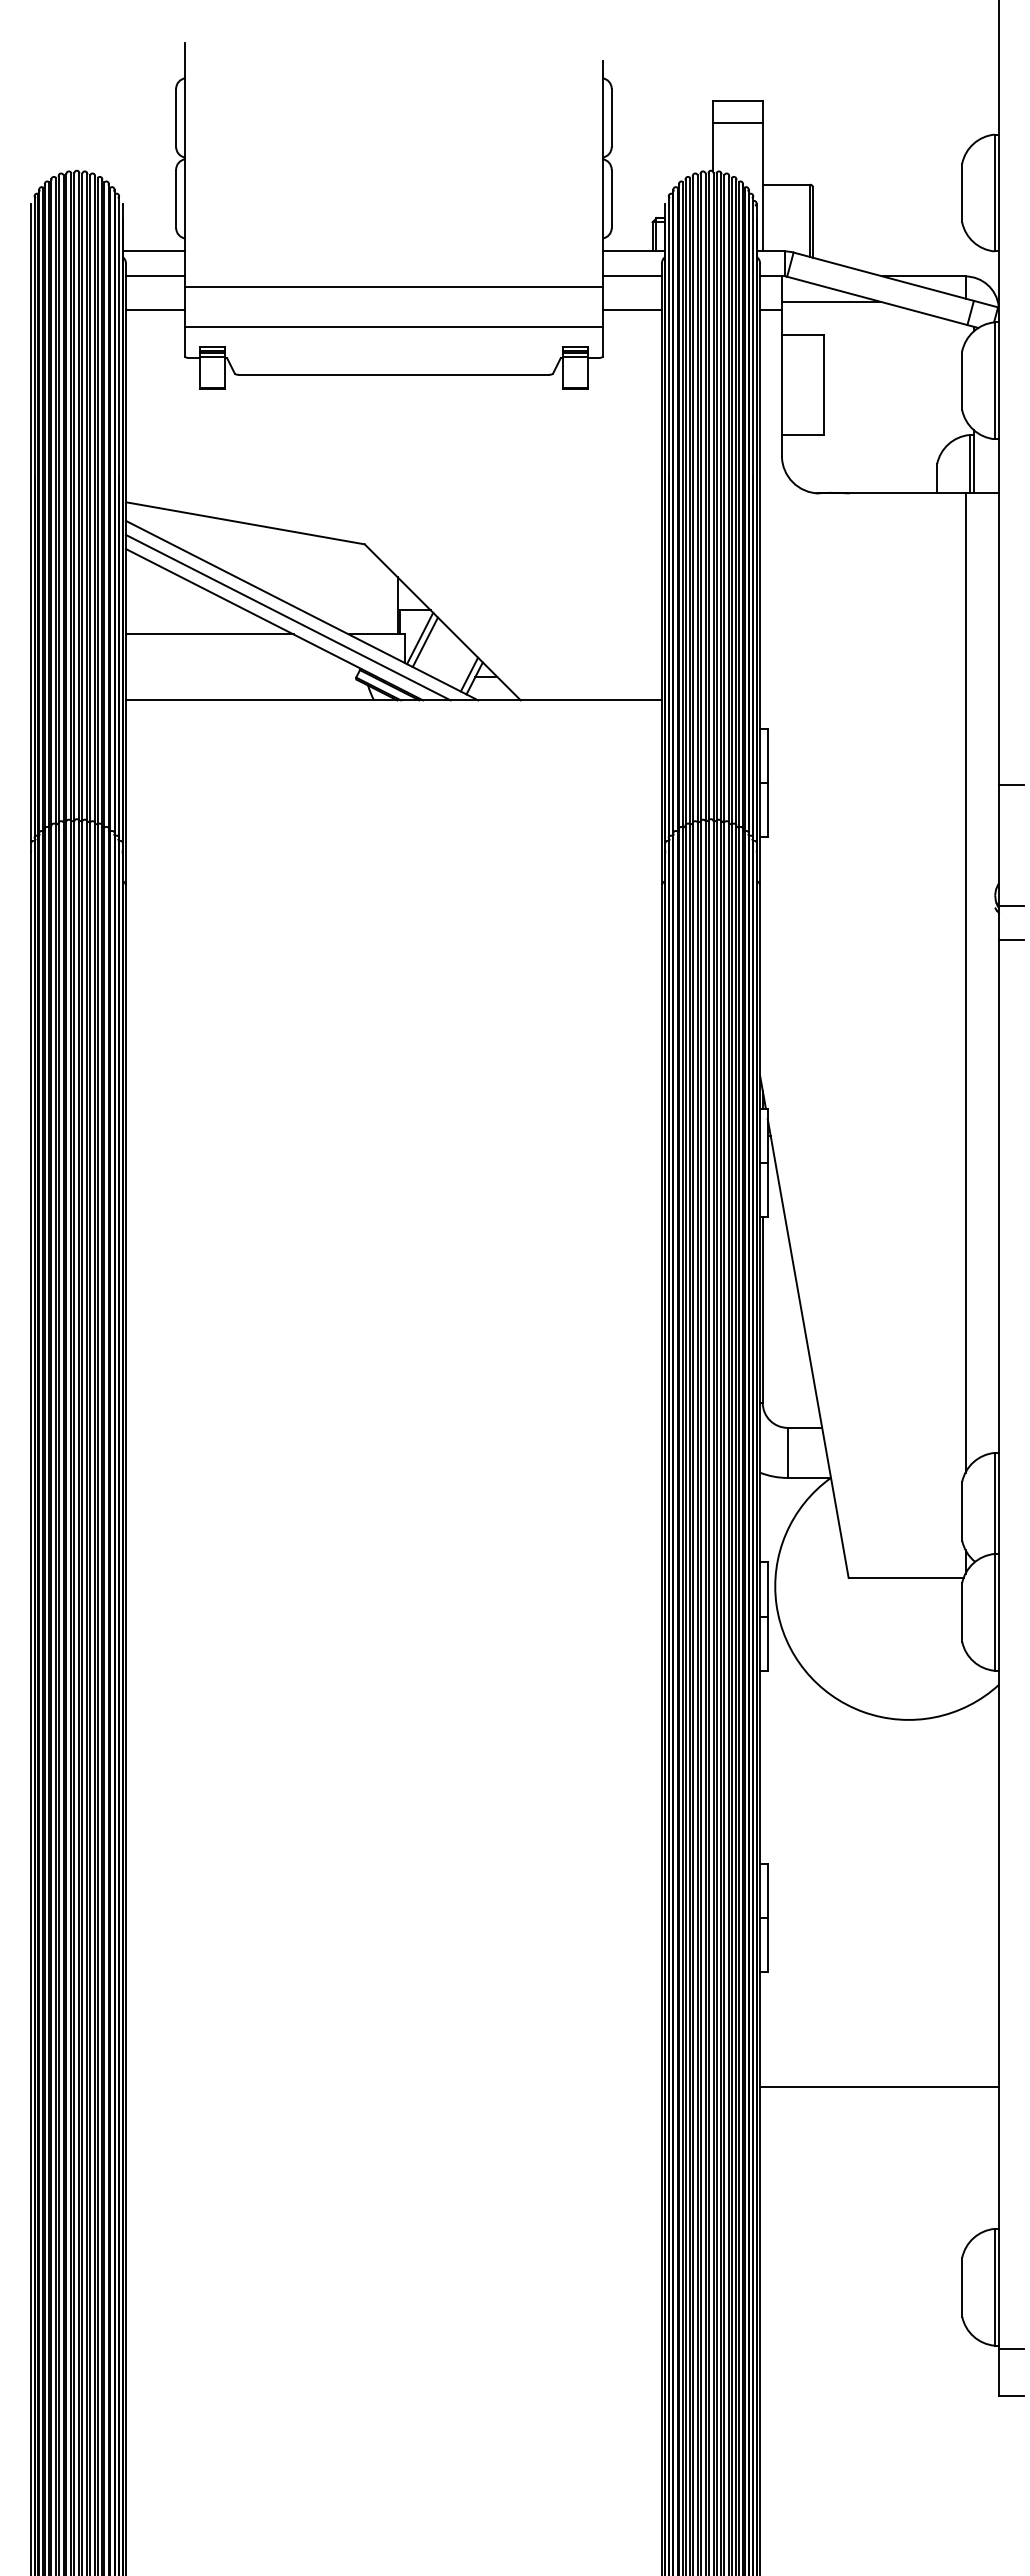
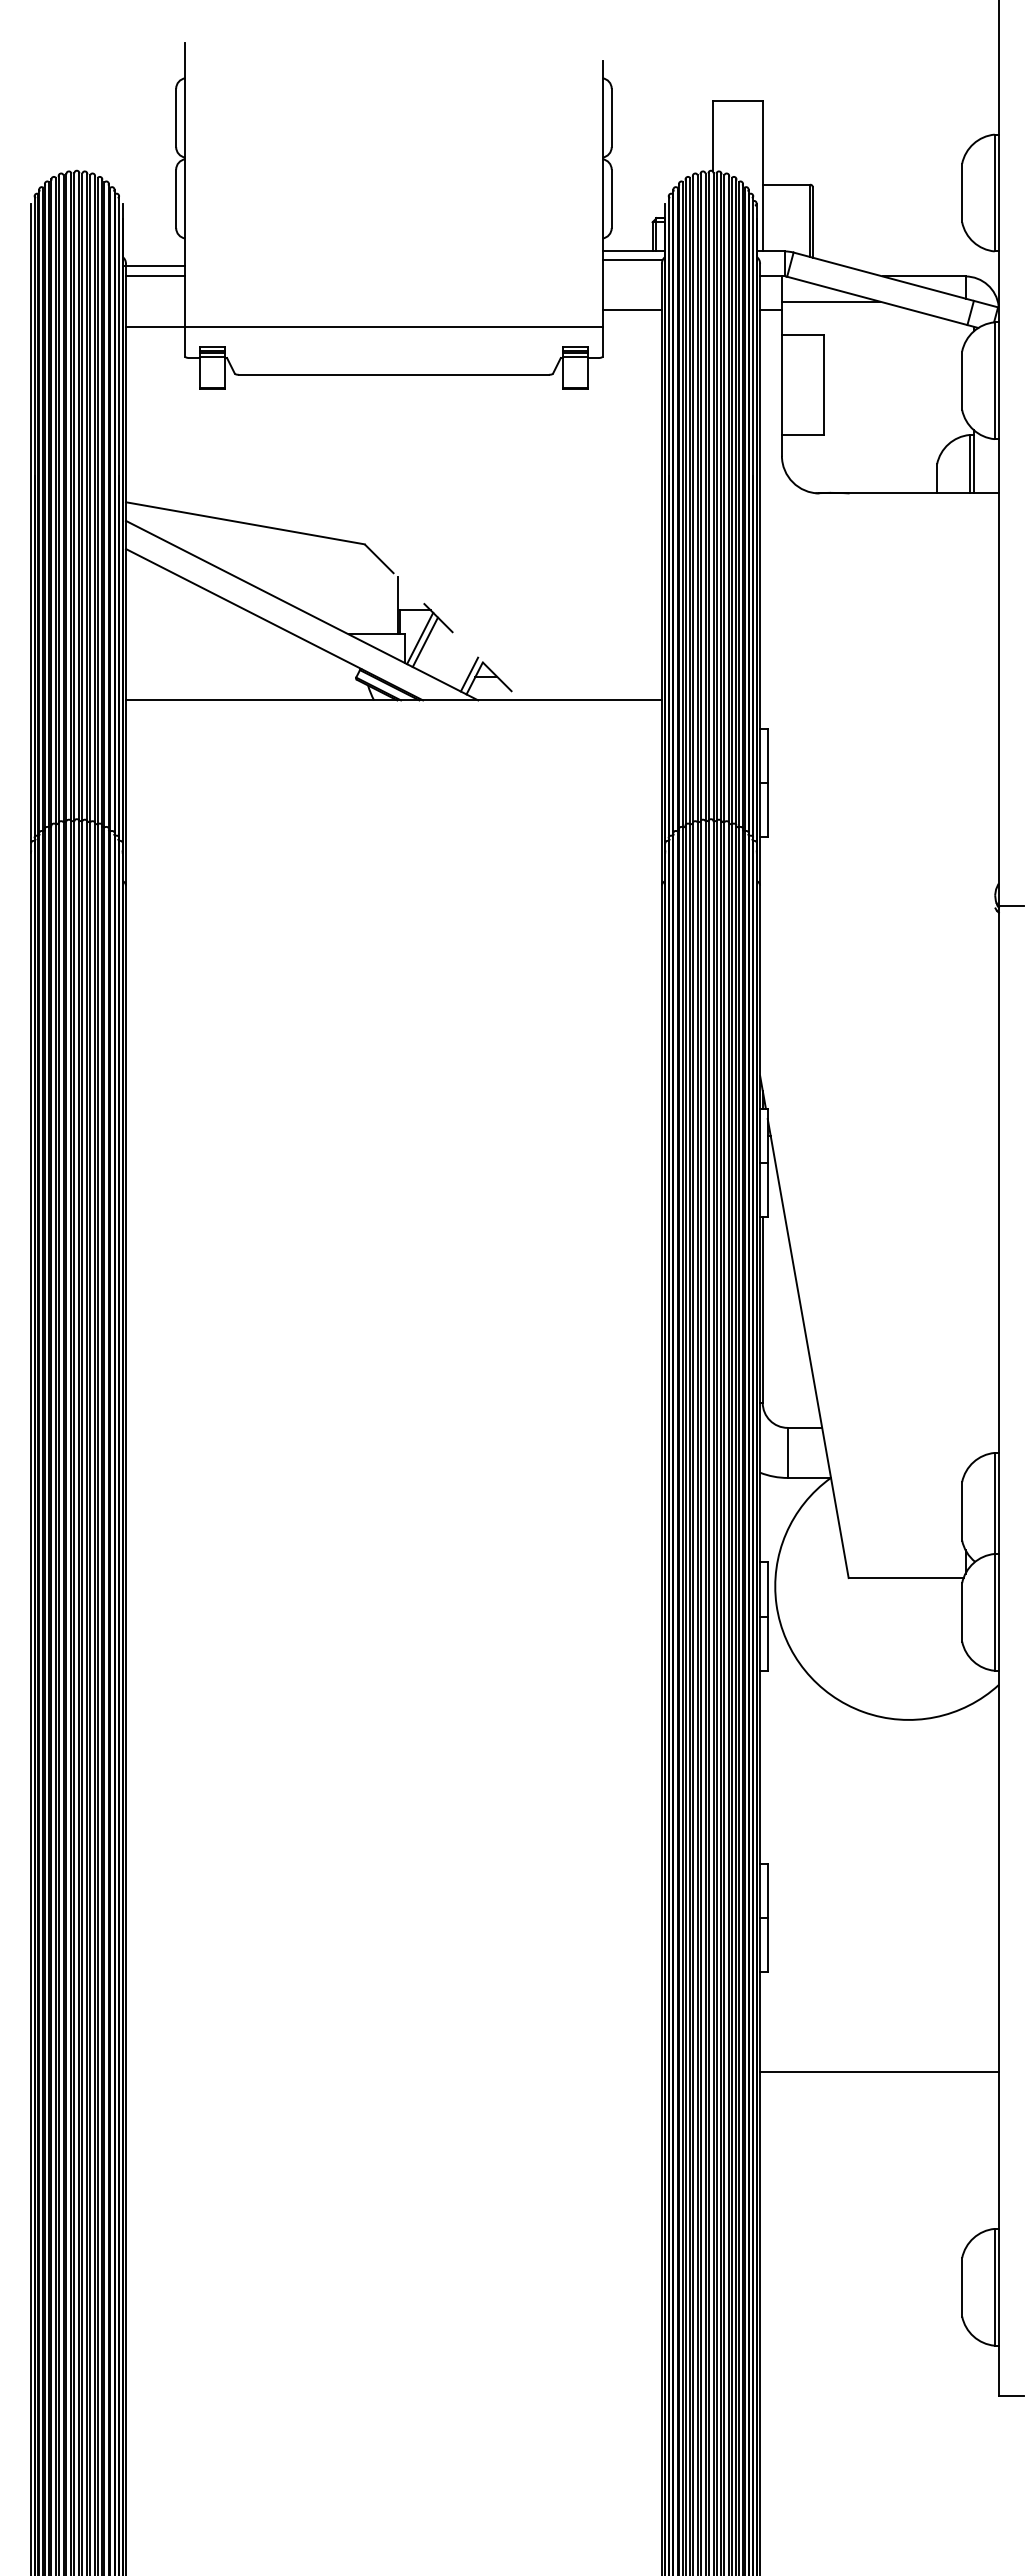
line: present -> none (737, 122)
line position: (153, 251) -> (153, 266) (153, 266)
line position: (631, 276) -> (631, 260) (631, 260)
line: present -> none (393, 287)
line position: (155, 309) -> (155, 326) (155, 326)
line: present -> none (287, 617)
line: solid -> dashed (443, 622)
line: present -> none (209, 634)
line: present -> none (1010, 785)
line: present -> none (1010, 939)
line: present -> none (965, 982)
line position: (879, 2087) -> (879, 2072) (879, 2072)
line: present -> none (1010, 2349)
